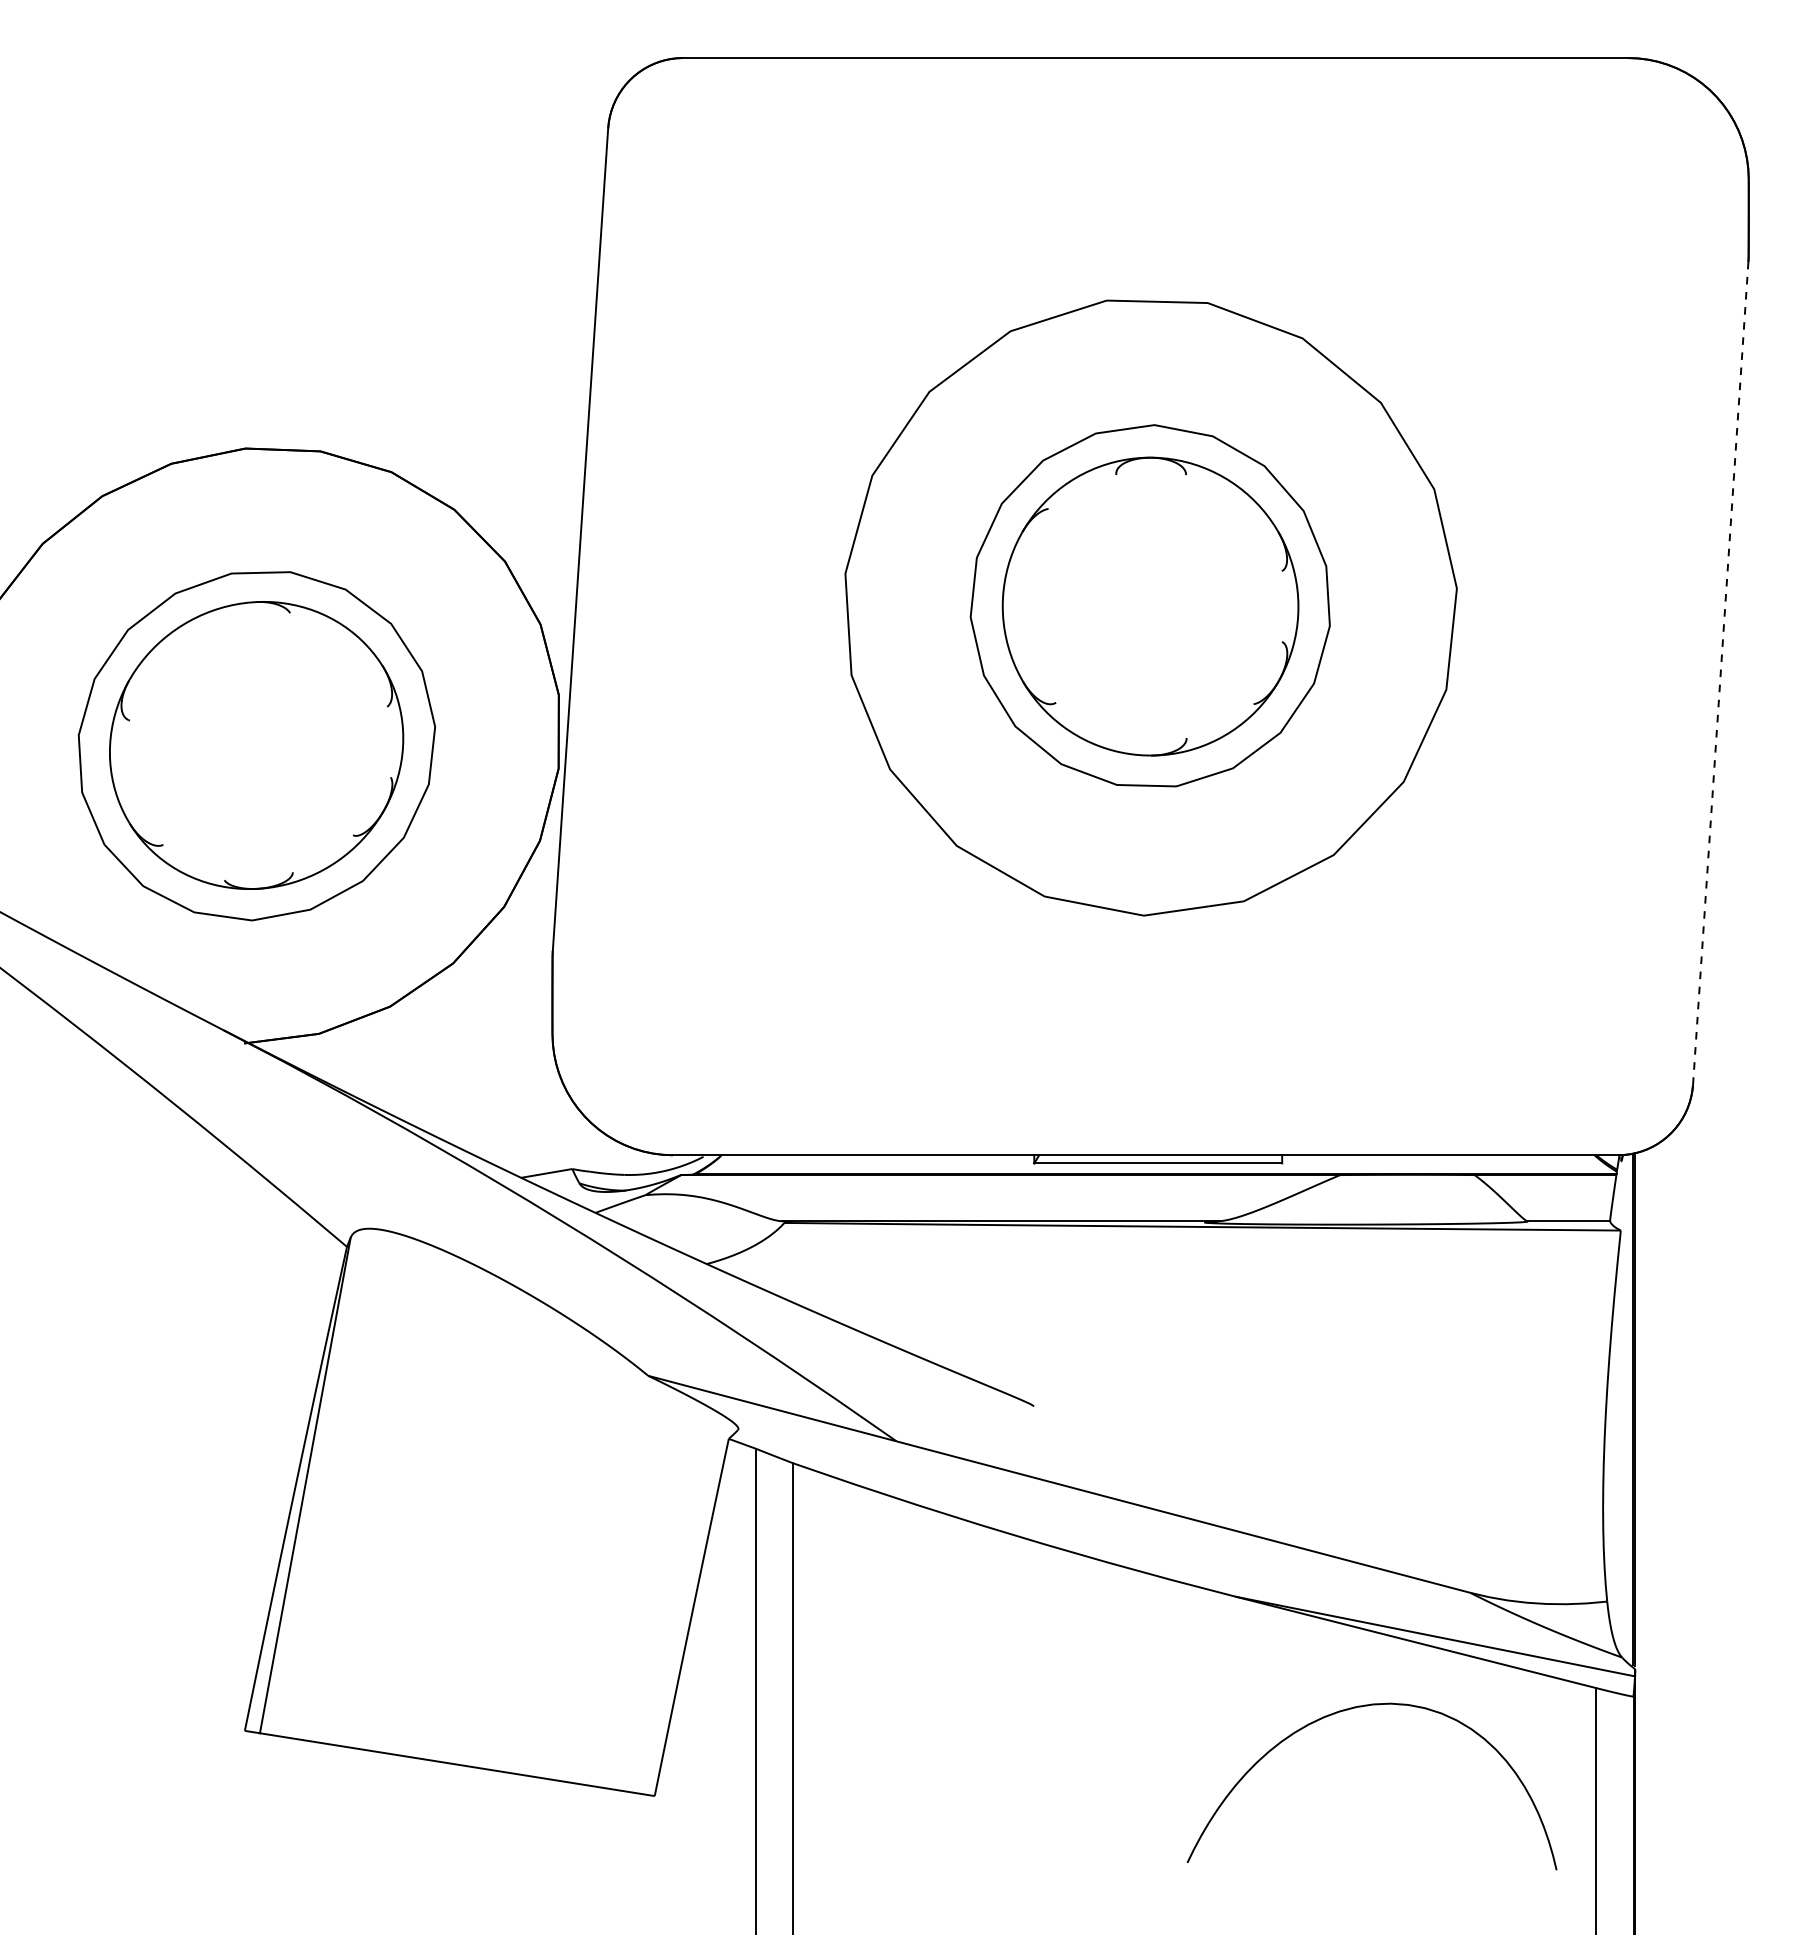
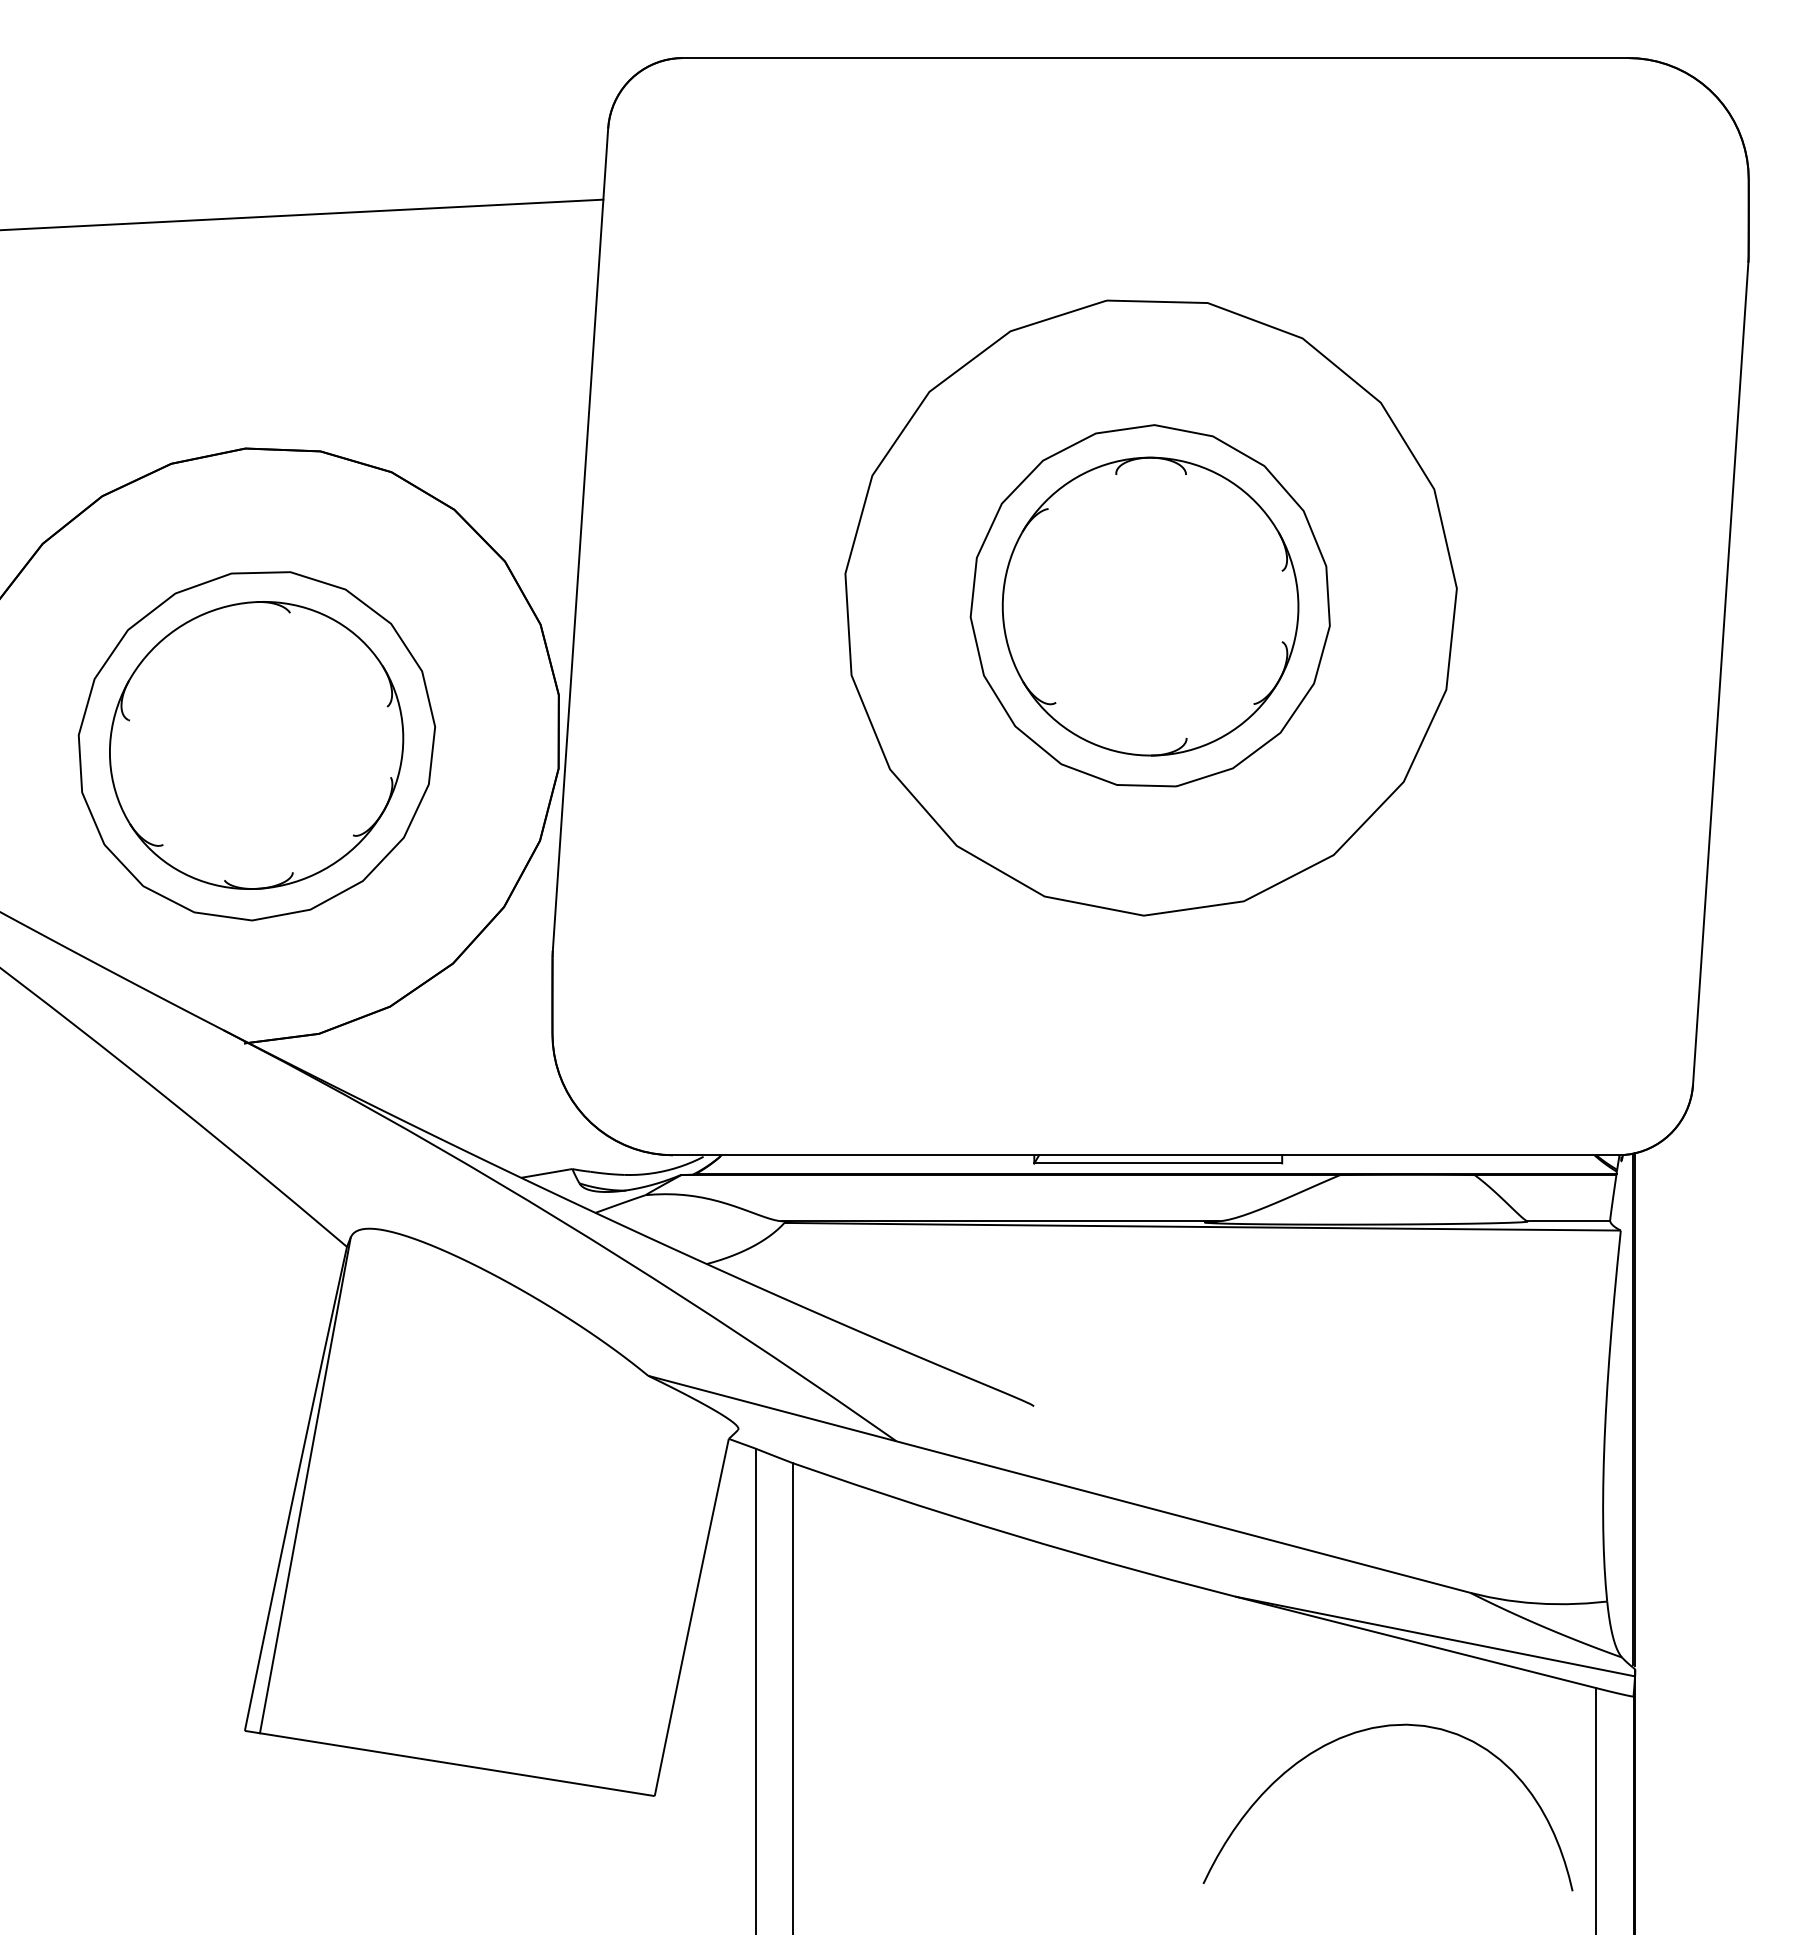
line: none -> present (302, 214)
line: dashed -> solid (1720, 673)
curve position: (1348, 1710) -> (1364, 1731) (1364, 1731)
